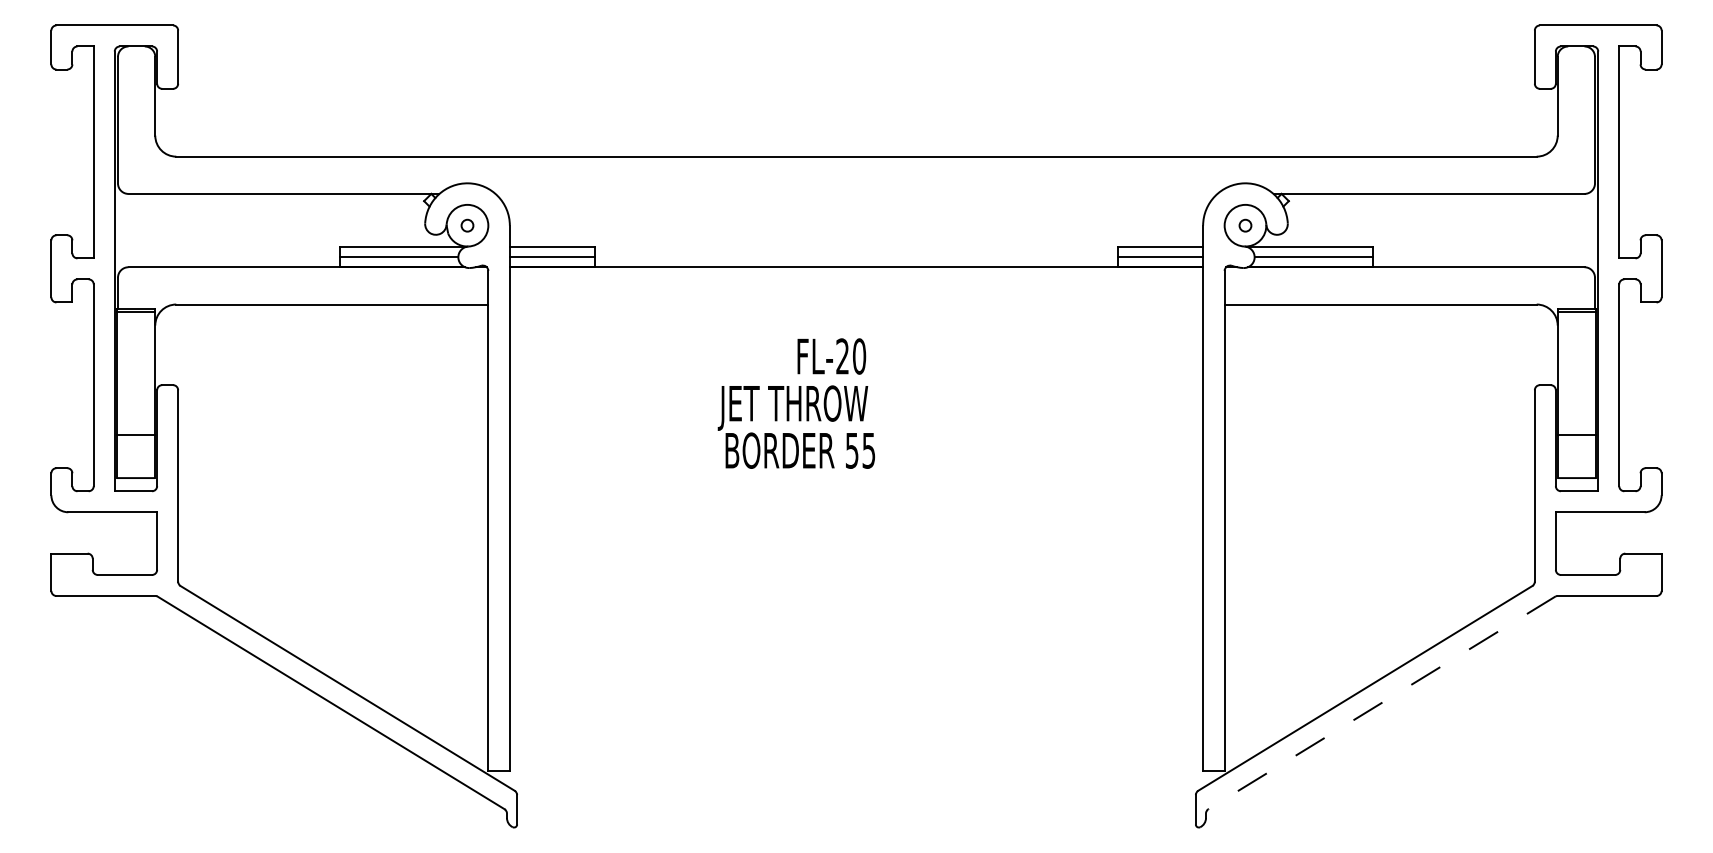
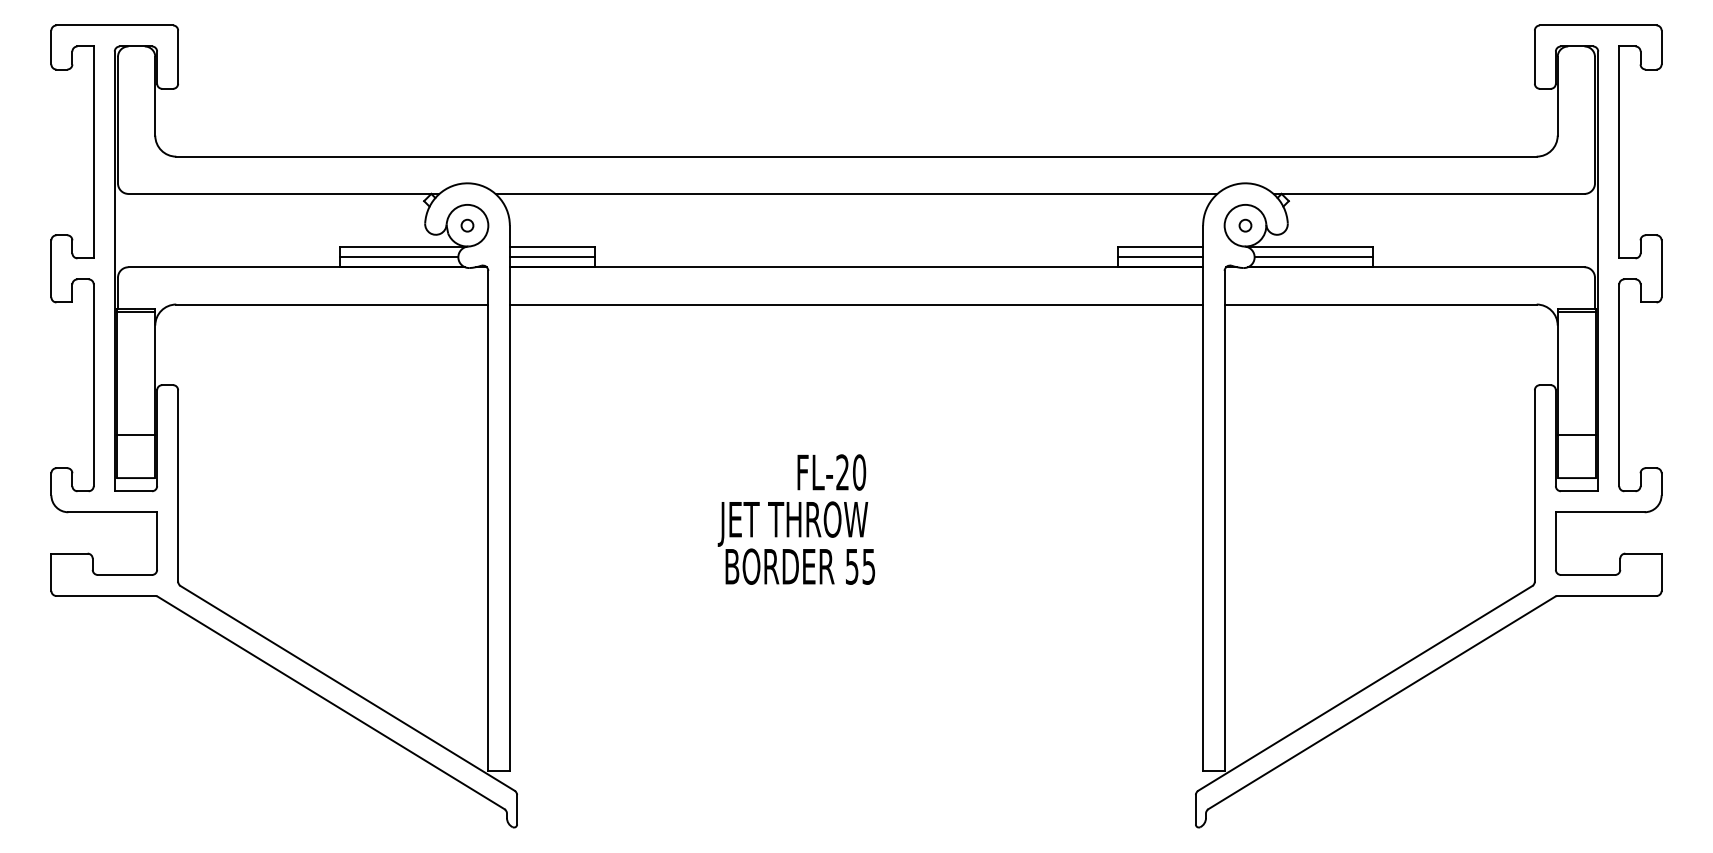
line: none -> present (856, 193)
line: none -> present (856, 304)
text position: (795, 403) -> (795, 519) (795, 519)
line: dashed -> solid (1382, 702)
